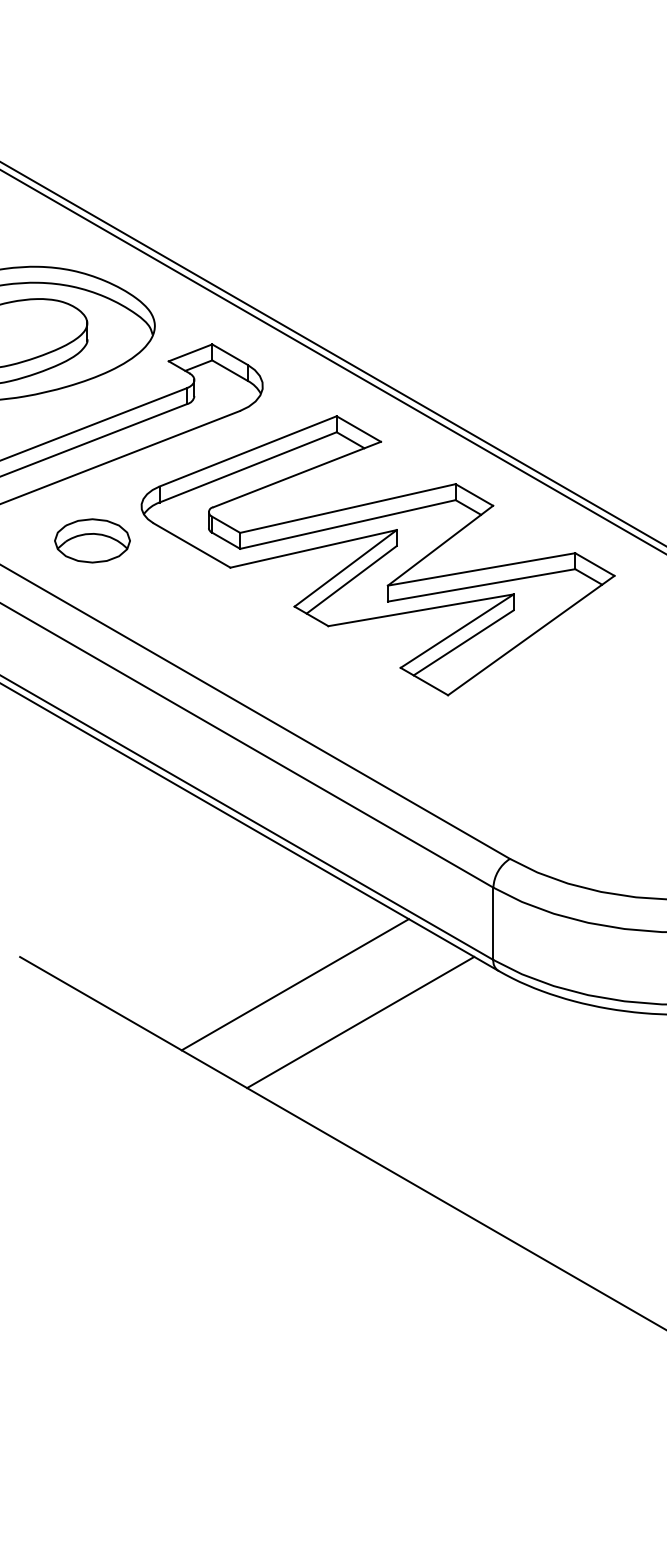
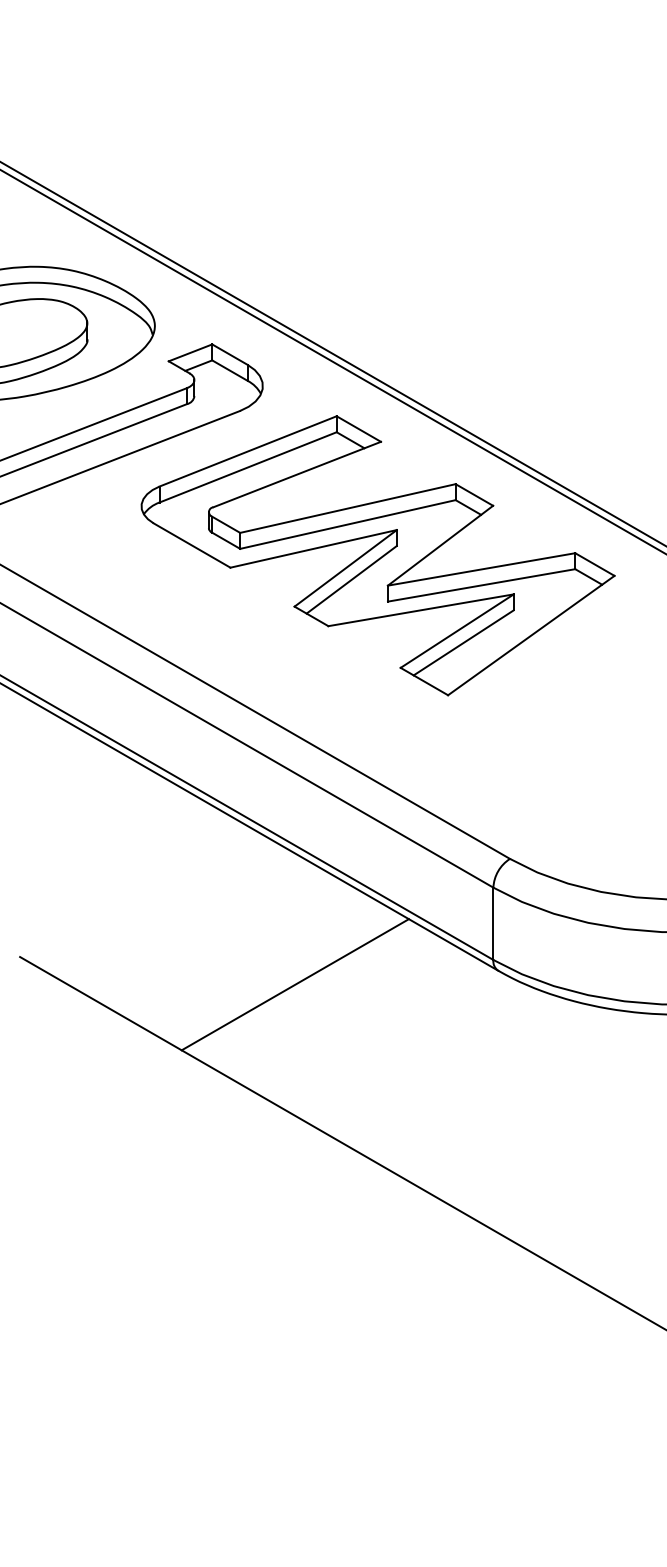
part: present -> none (92, 540)
line: present -> none (360, 1022)
